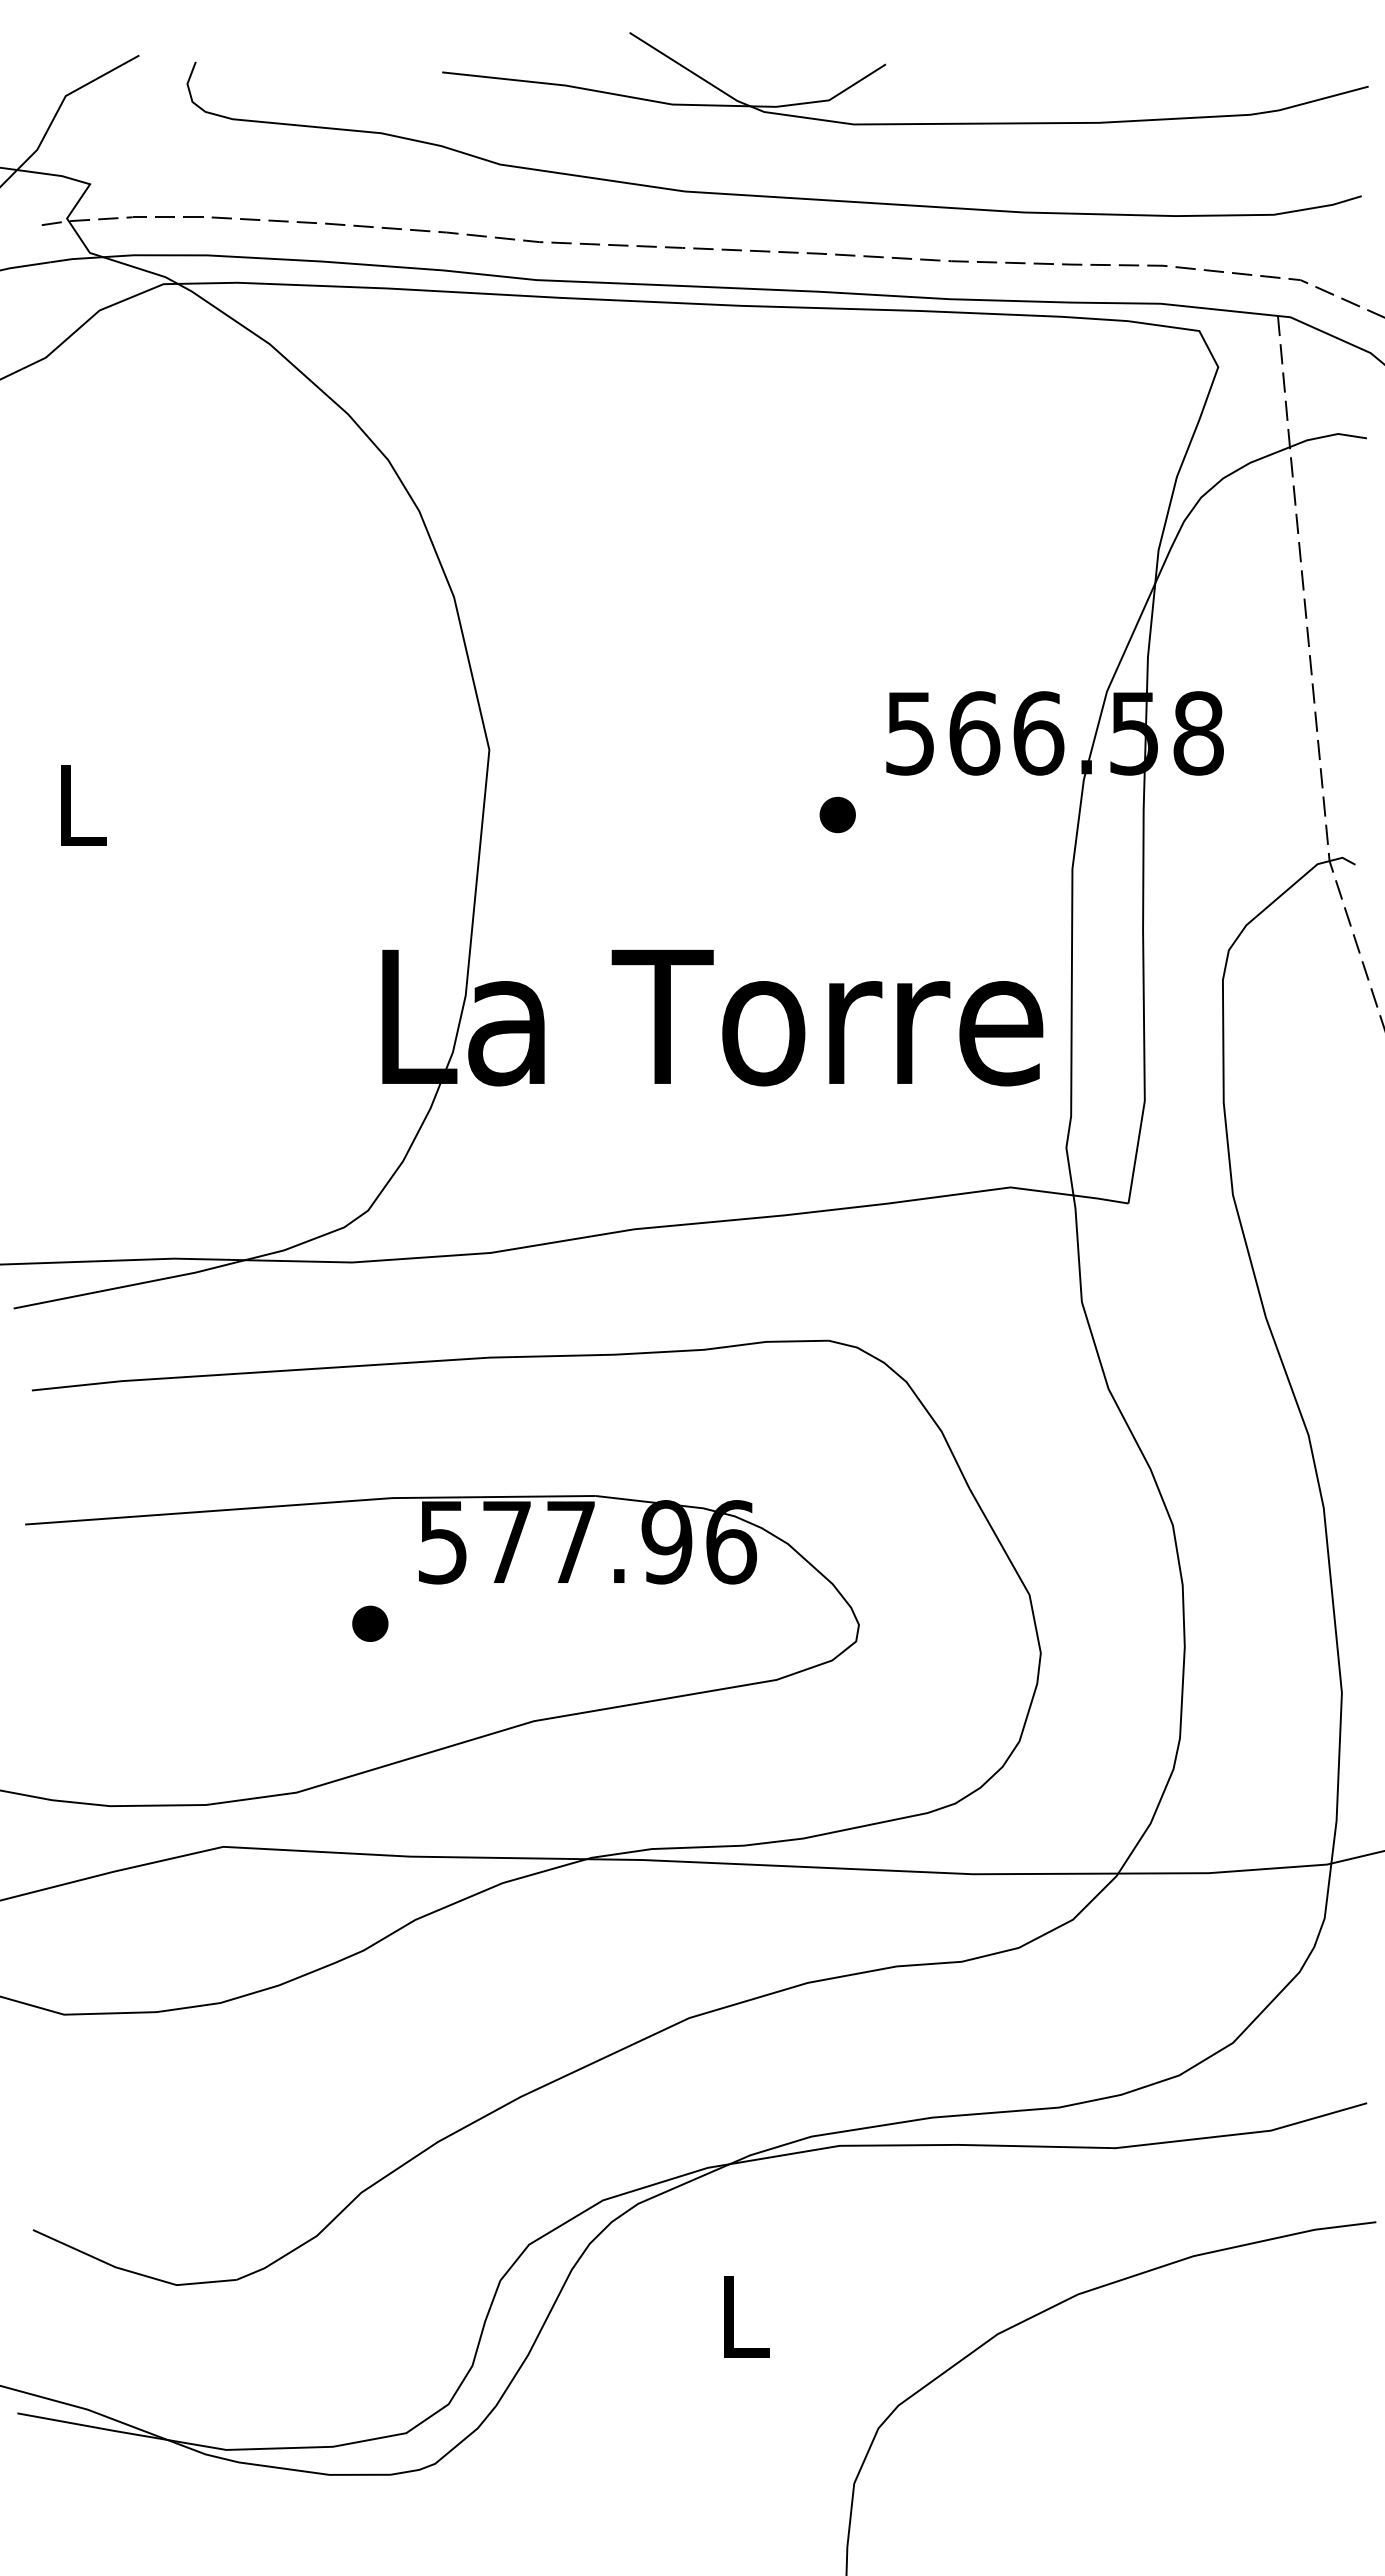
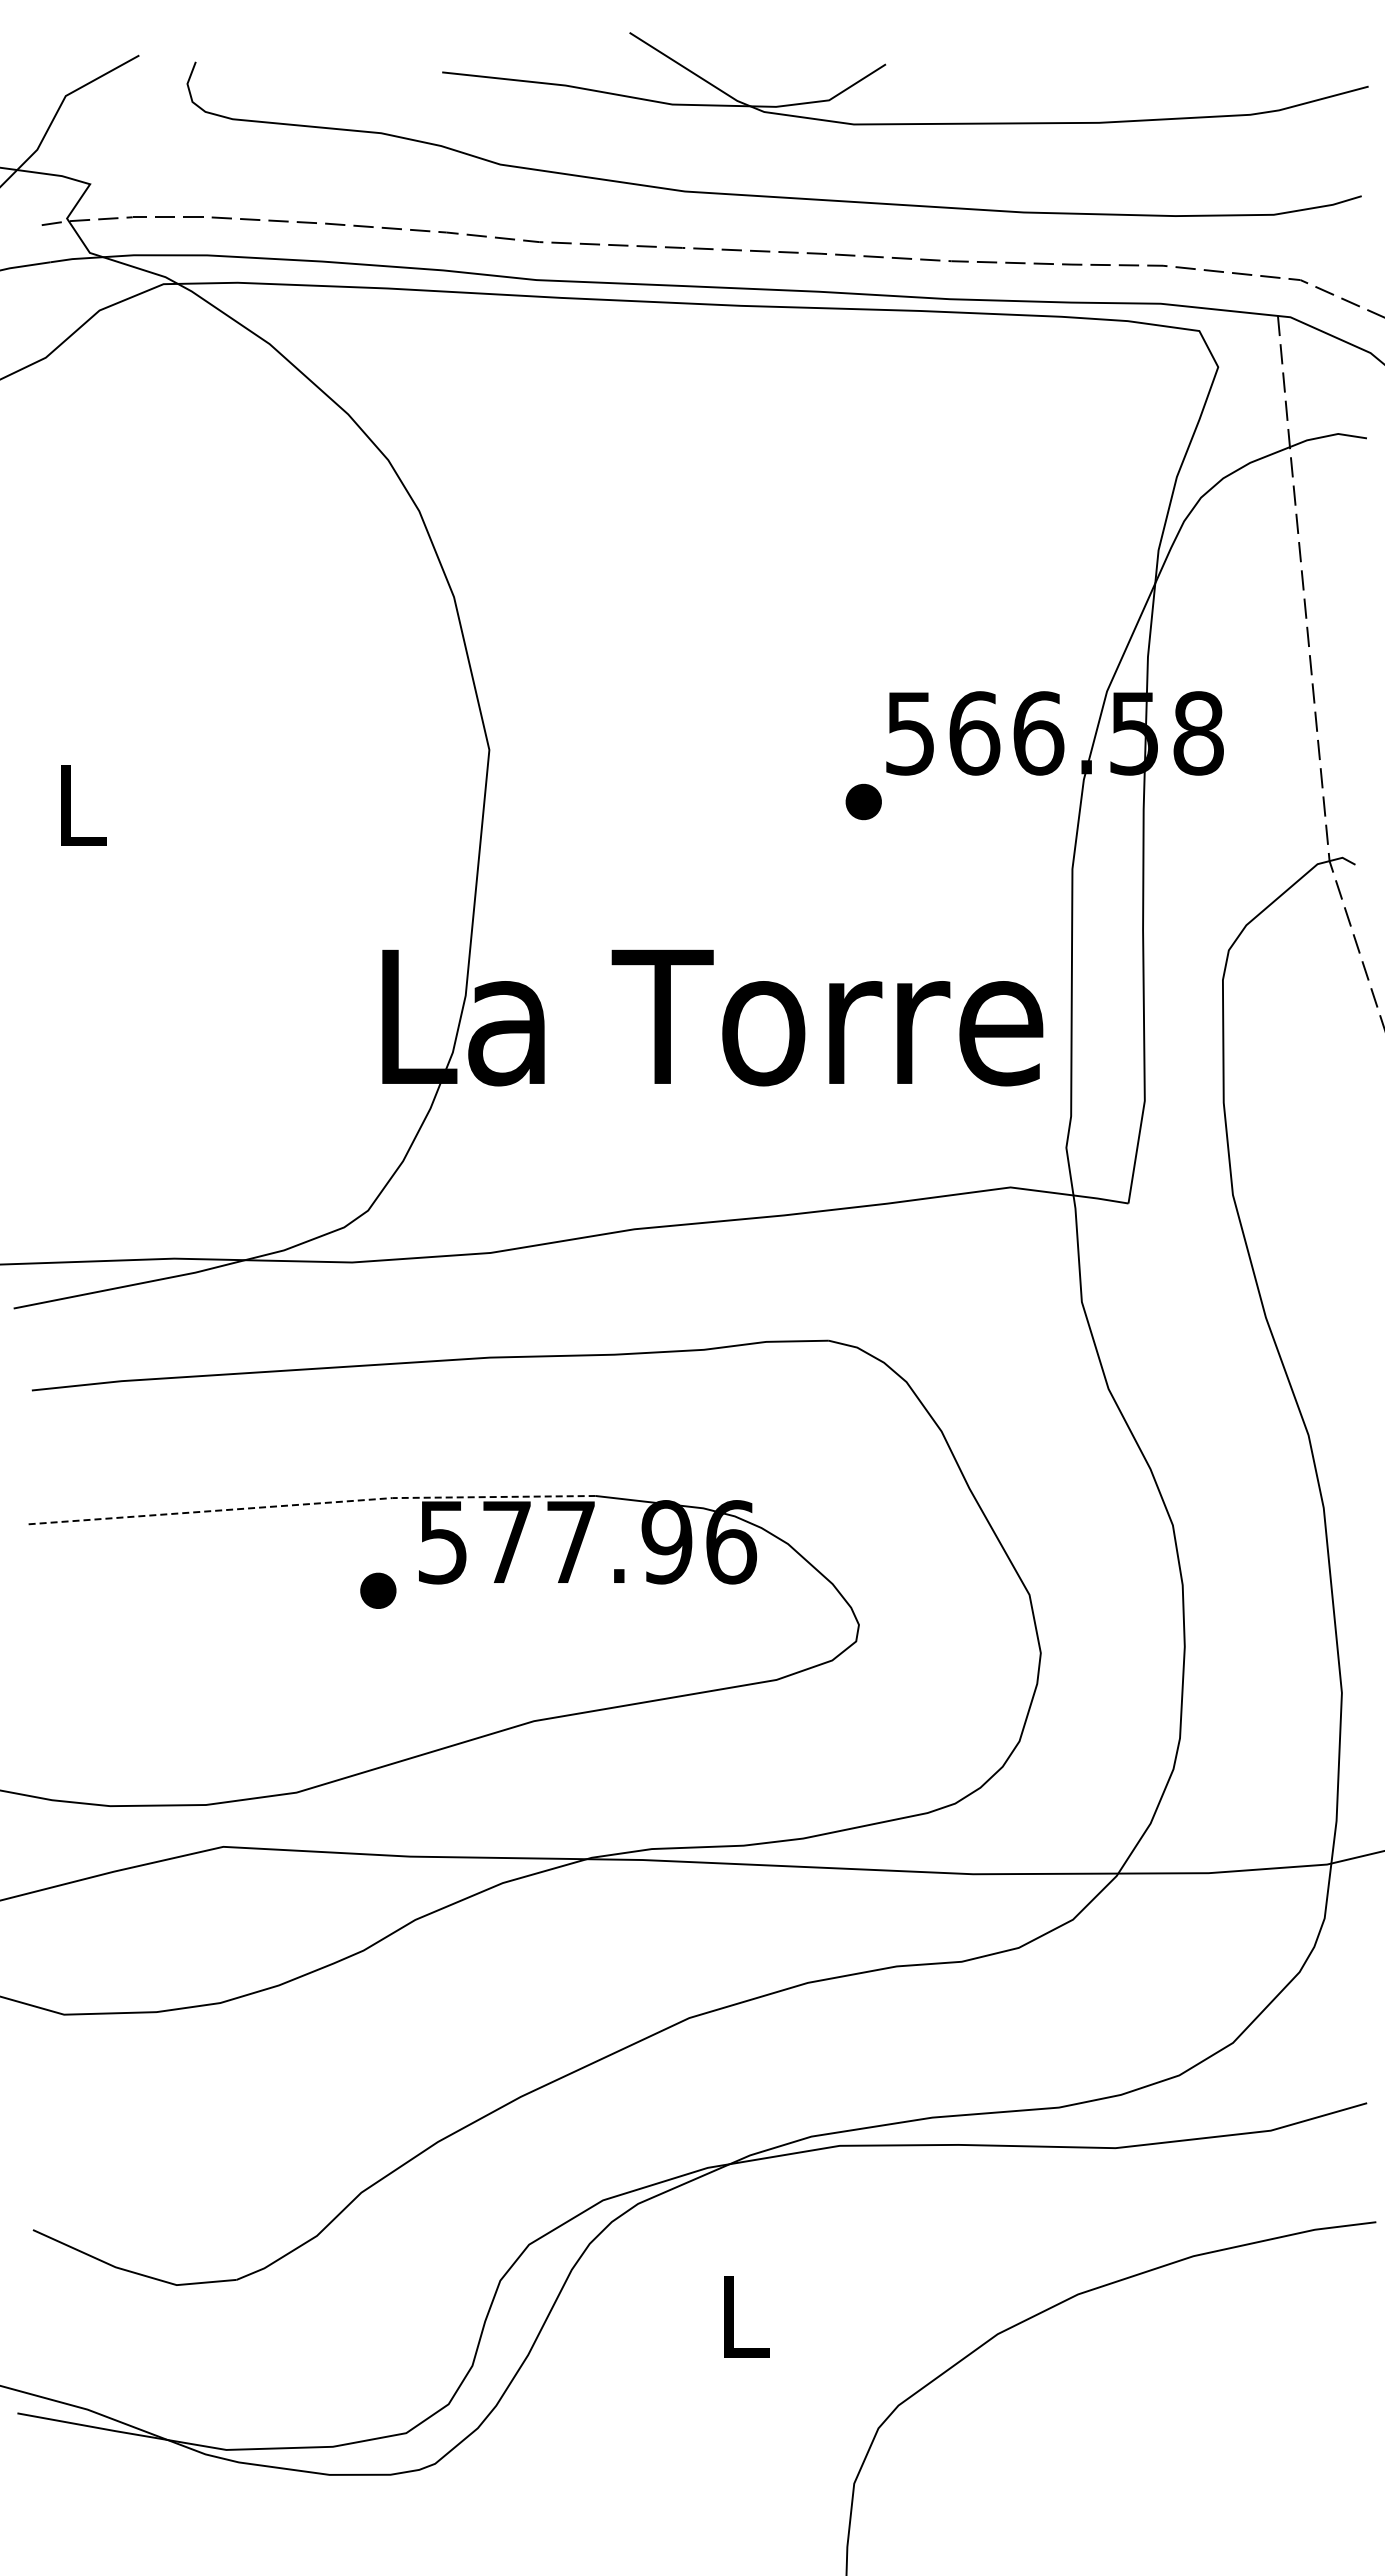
part position: (837, 814) -> (863, 801) (863, 801)
line: solid -> dashed (310, 1503)
part position: (370, 1623) -> (378, 1590) (378, 1590)
